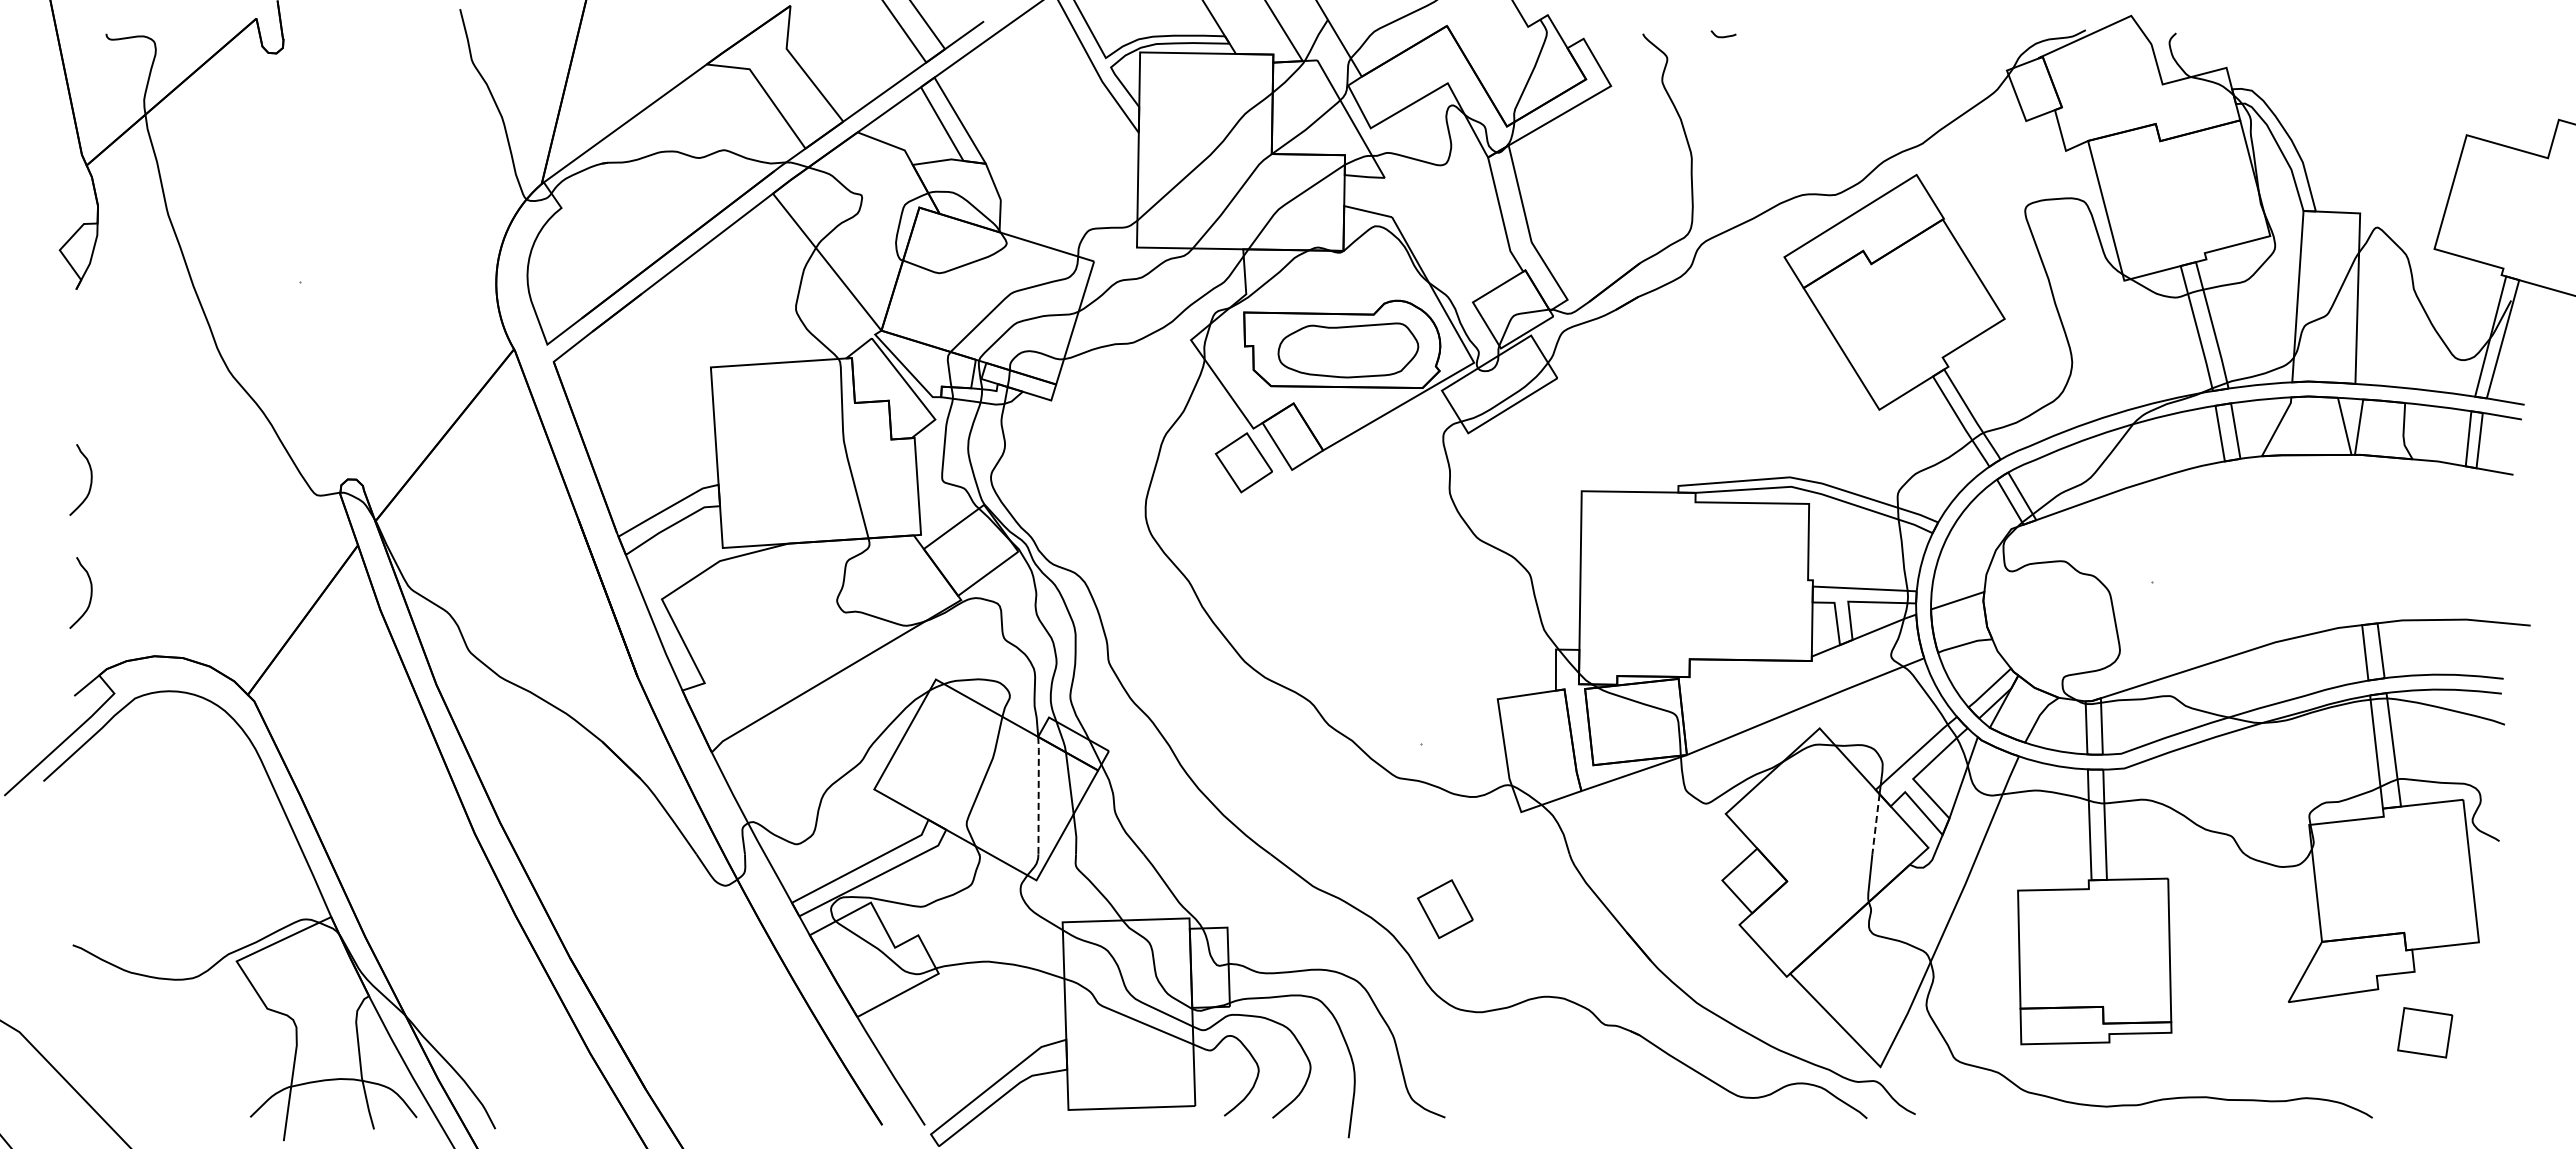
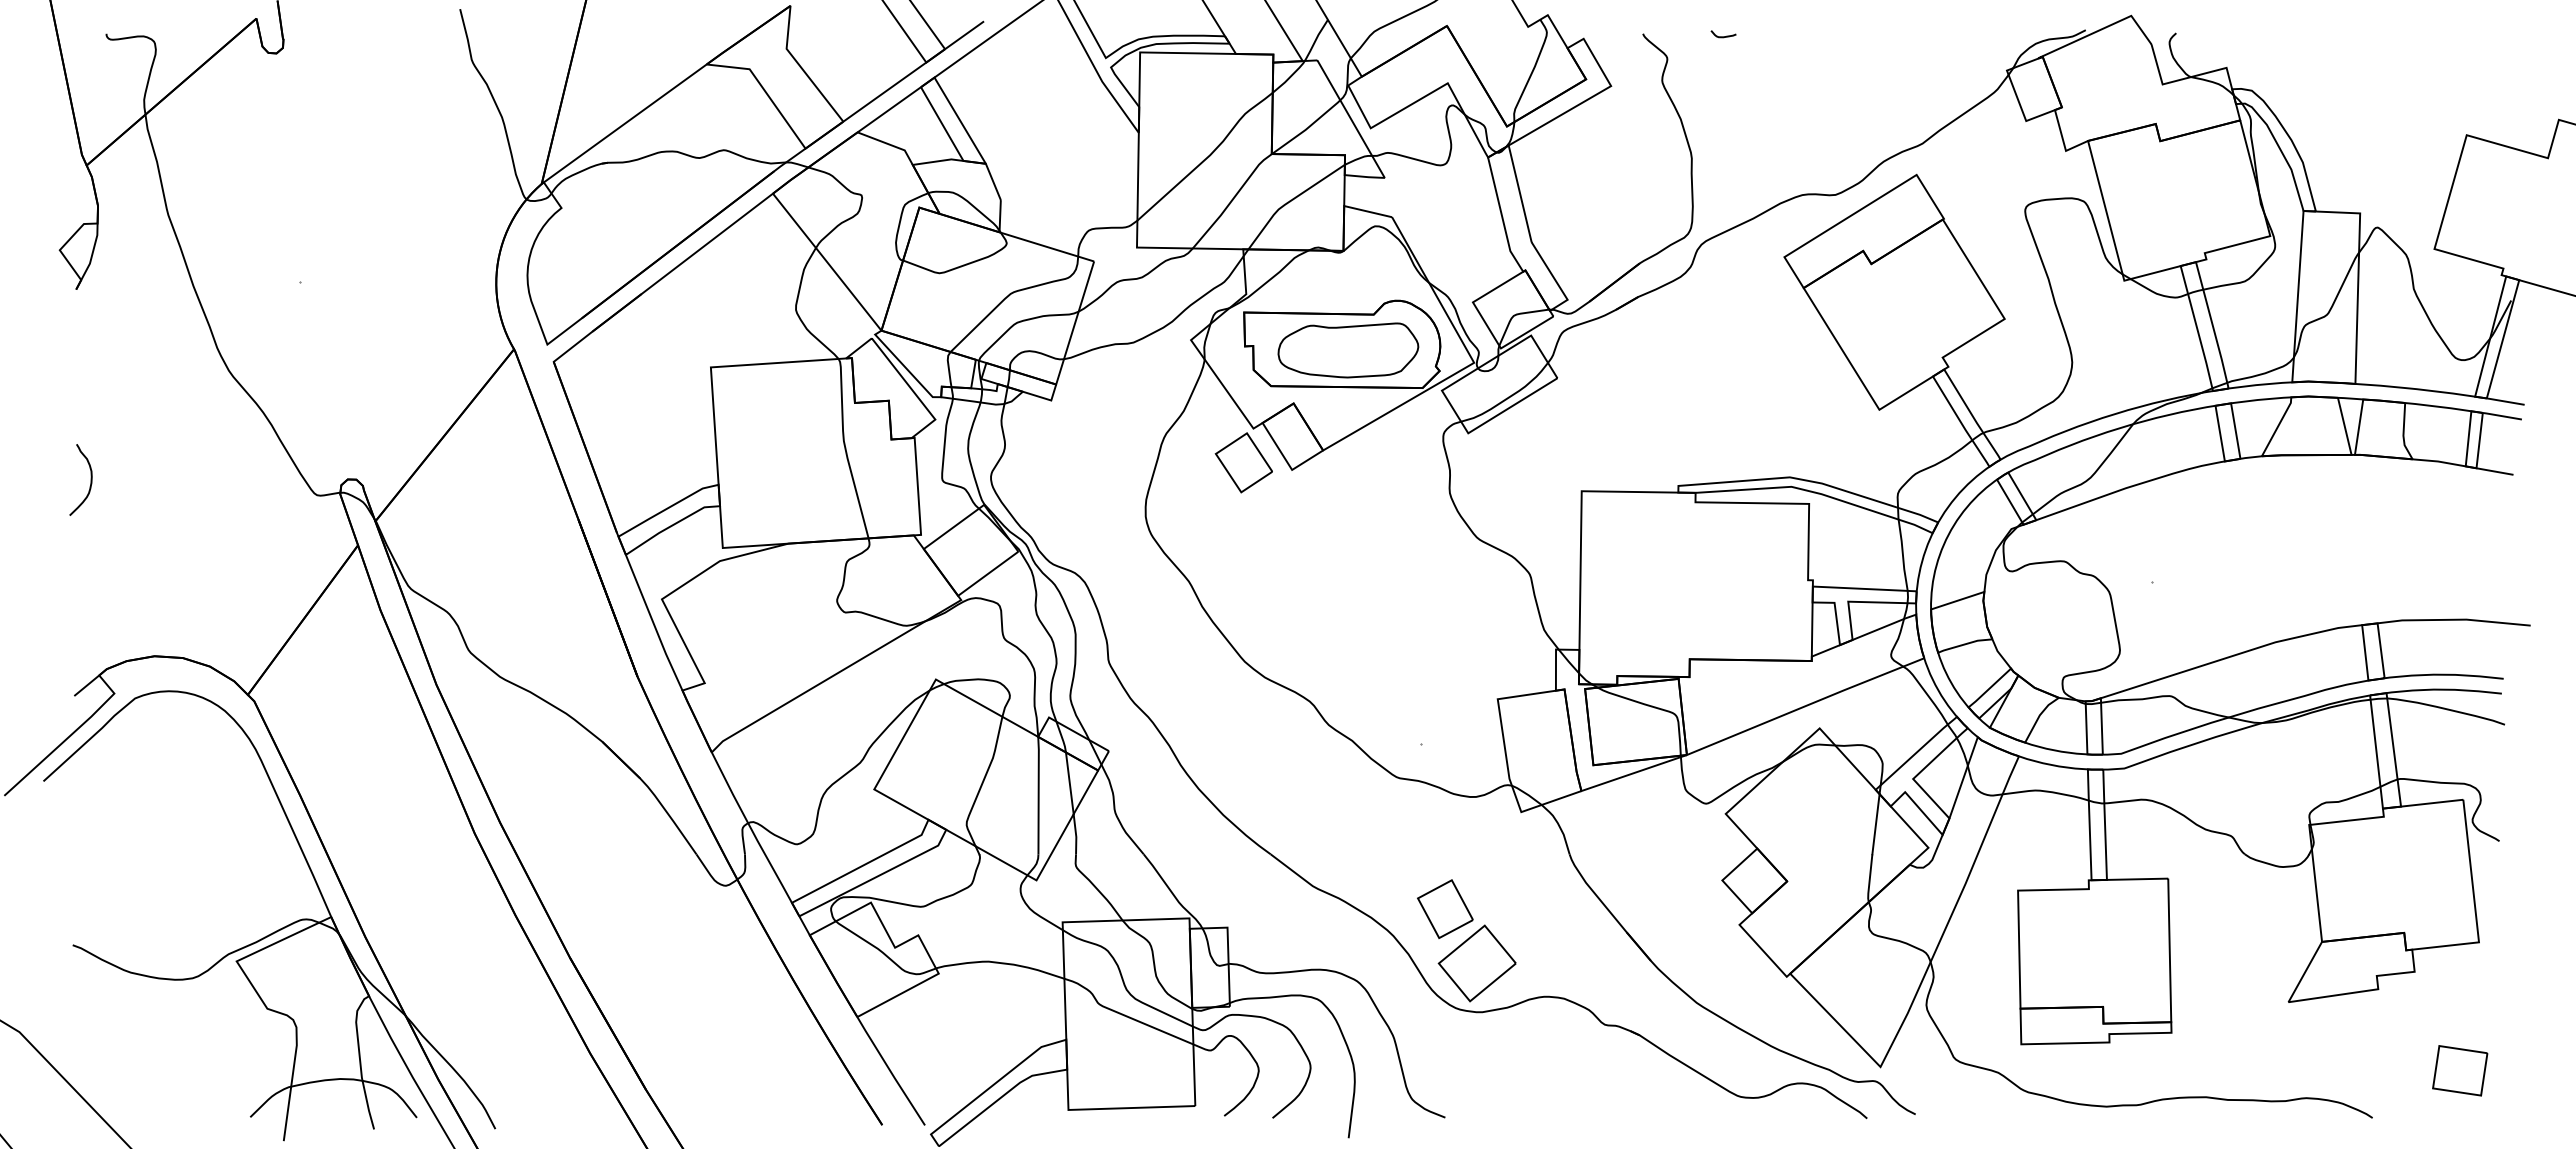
curve: present -> none (90, 592)
line: dashed -> solid (1038, 795)
line: dashed -> solid (1875, 824)
part: none -> present (1476, 963)
part position: (2425, 1032) -> (2460, 1070) (2460, 1070)
